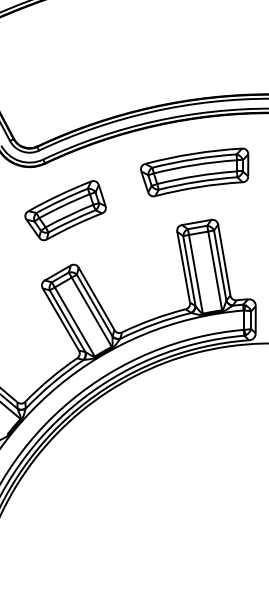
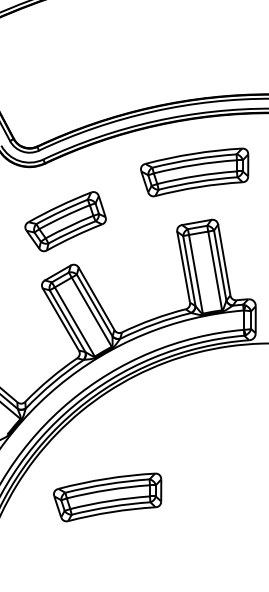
part position: (65, 210) -> (65, 221) (65, 221)
part: none -> present (107, 497)
